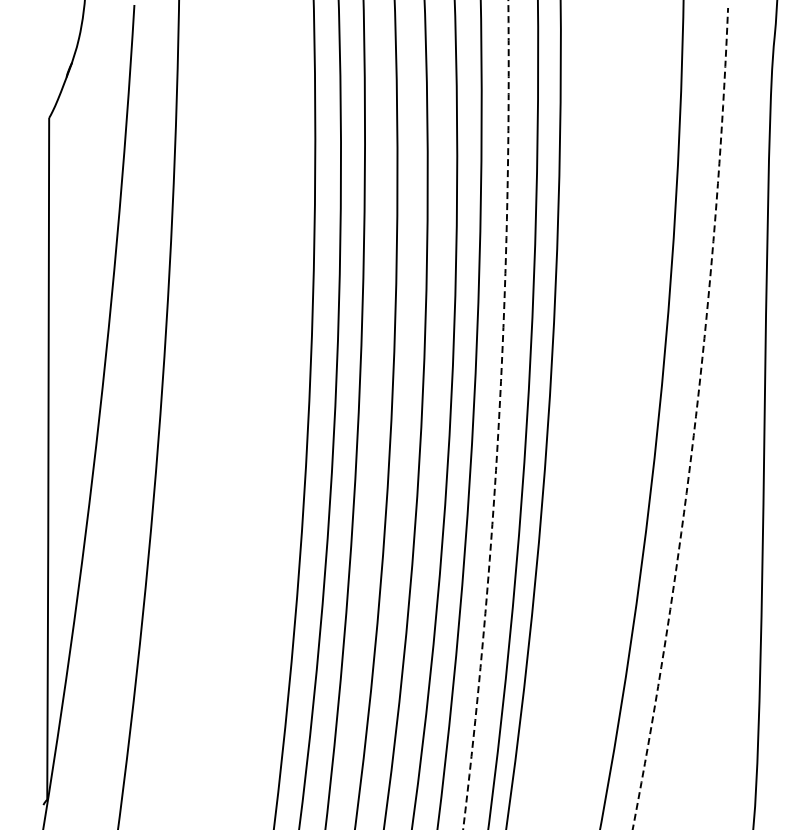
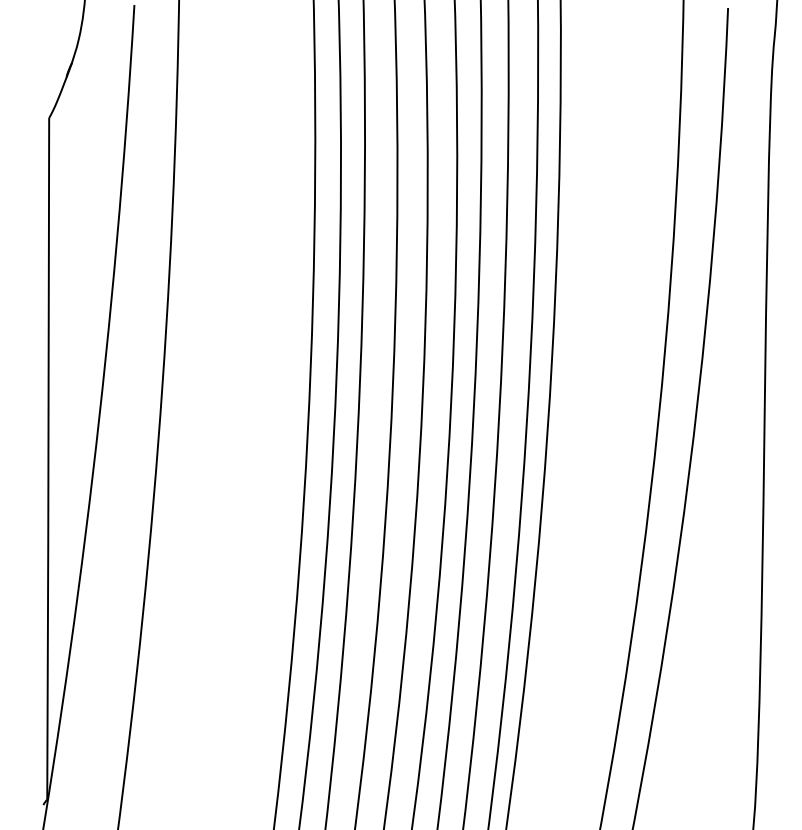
arc: dashed -> solid (499, 415)
arc: dashed -> solid (695, 418)
